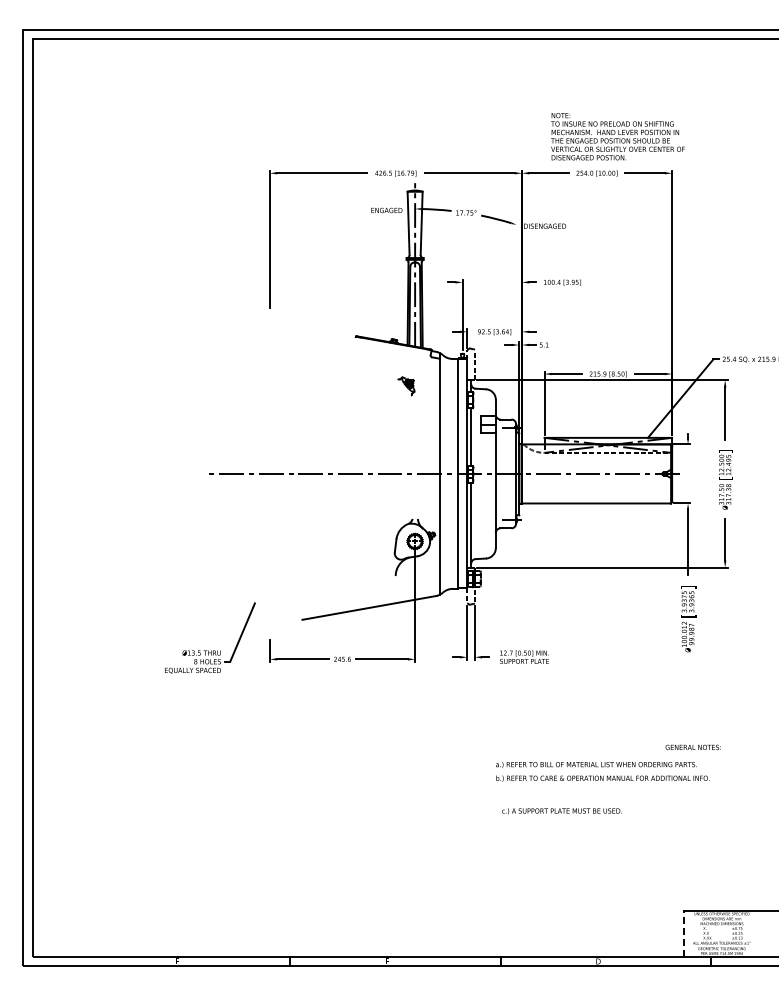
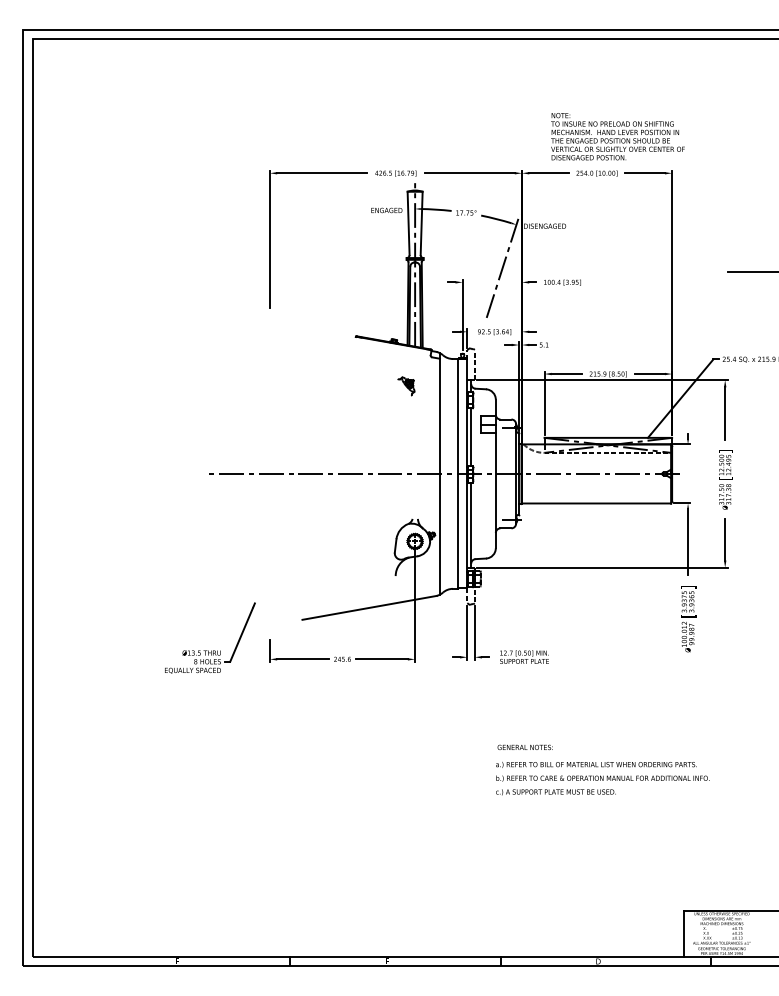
line: none -> present (502, 265)
line: none -> present (751, 271)
text position: (692, 747) -> (524, 747) (524, 747)
text position: (561, 811) -> (555, 792) (555, 792)
line: dashed -> solid (684, 933)
